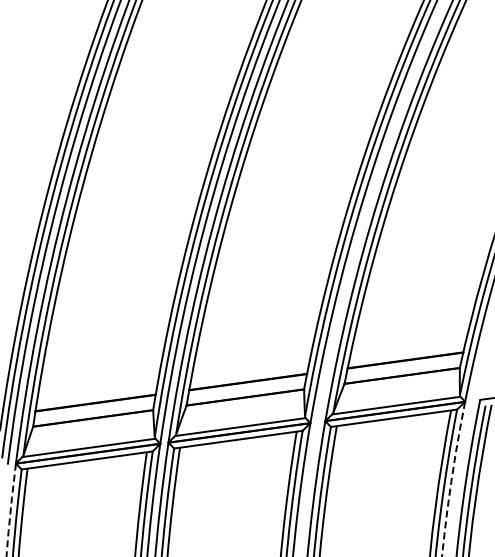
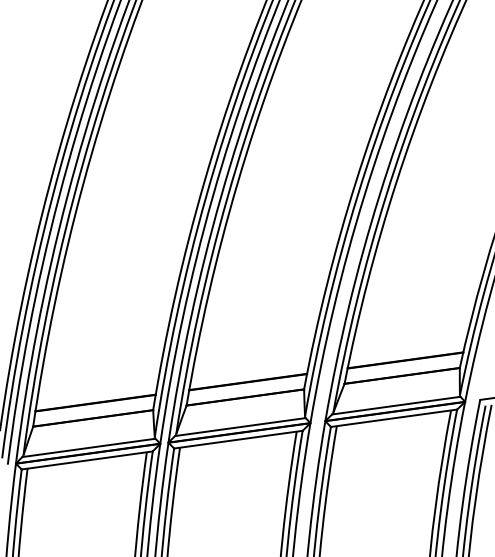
arc: dashed -> solid (451, 479)
arc: dashed -> solid (10, 510)
